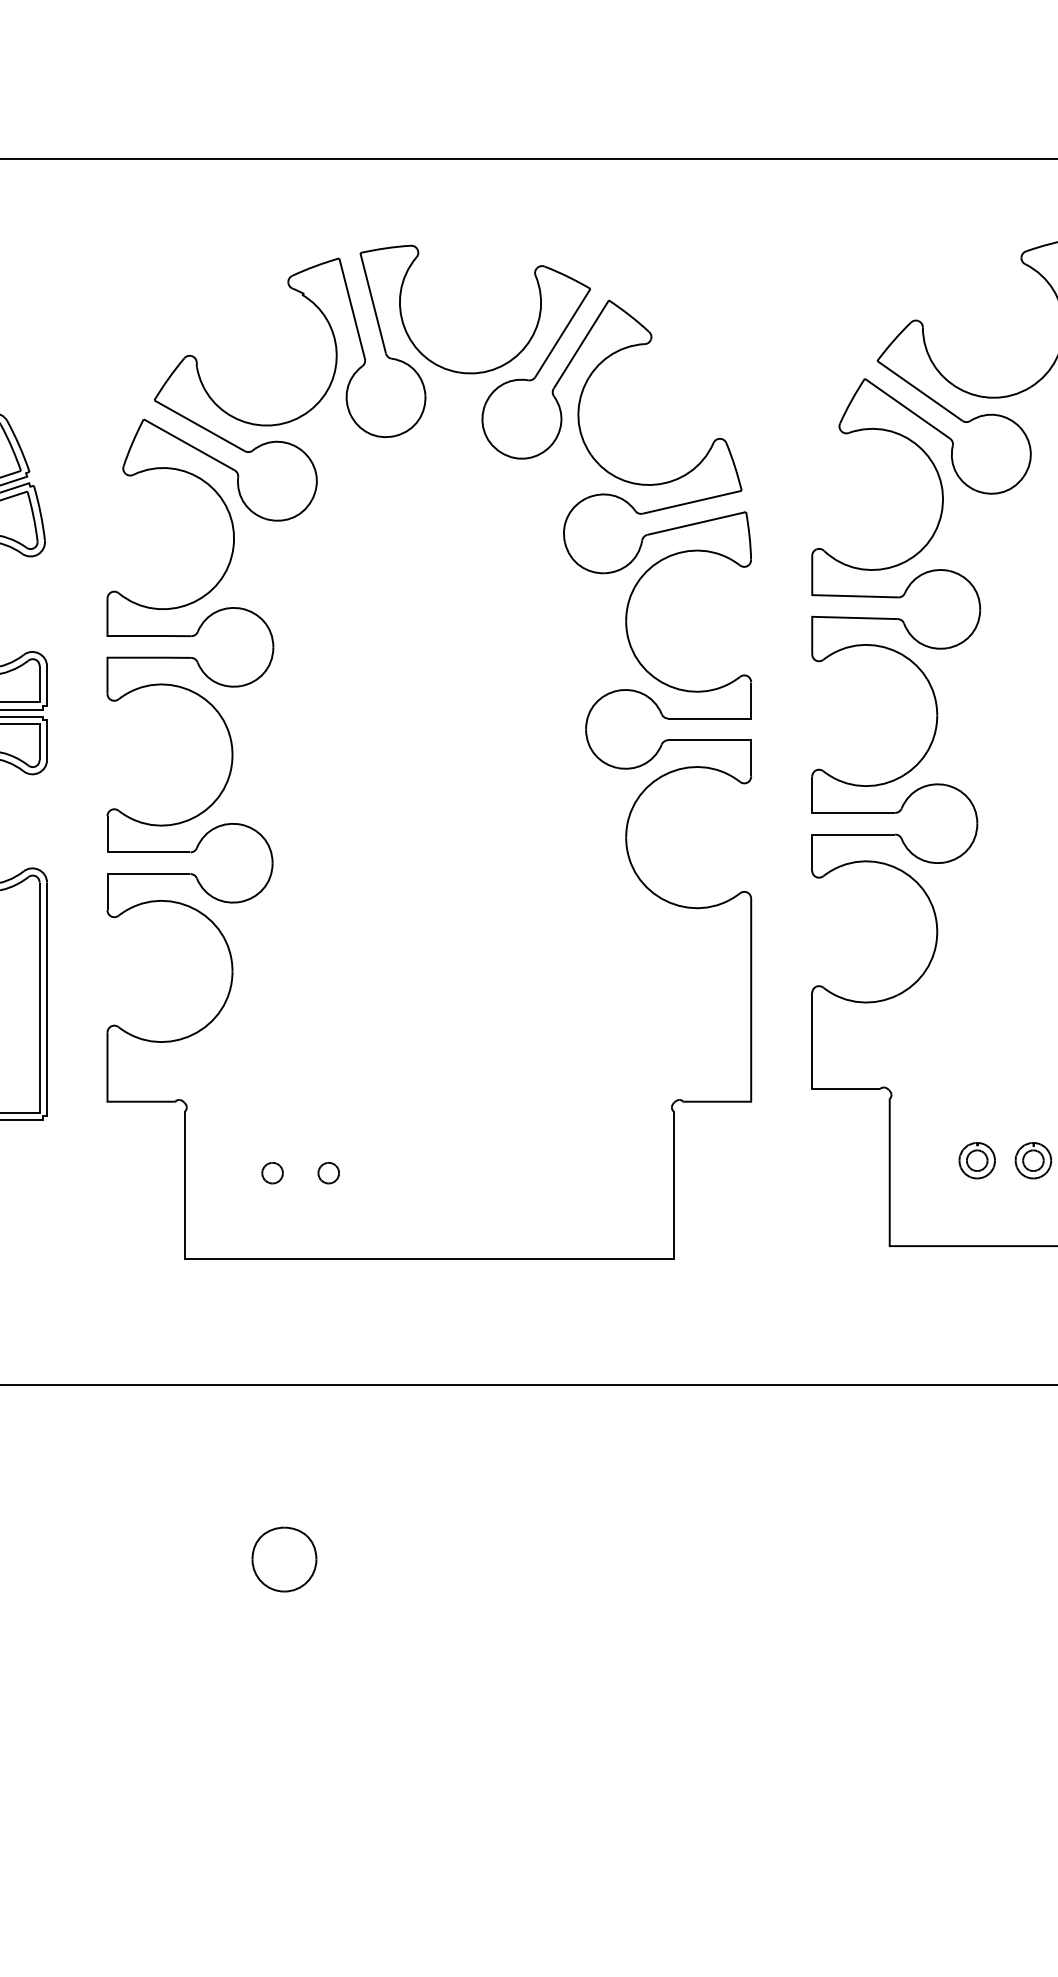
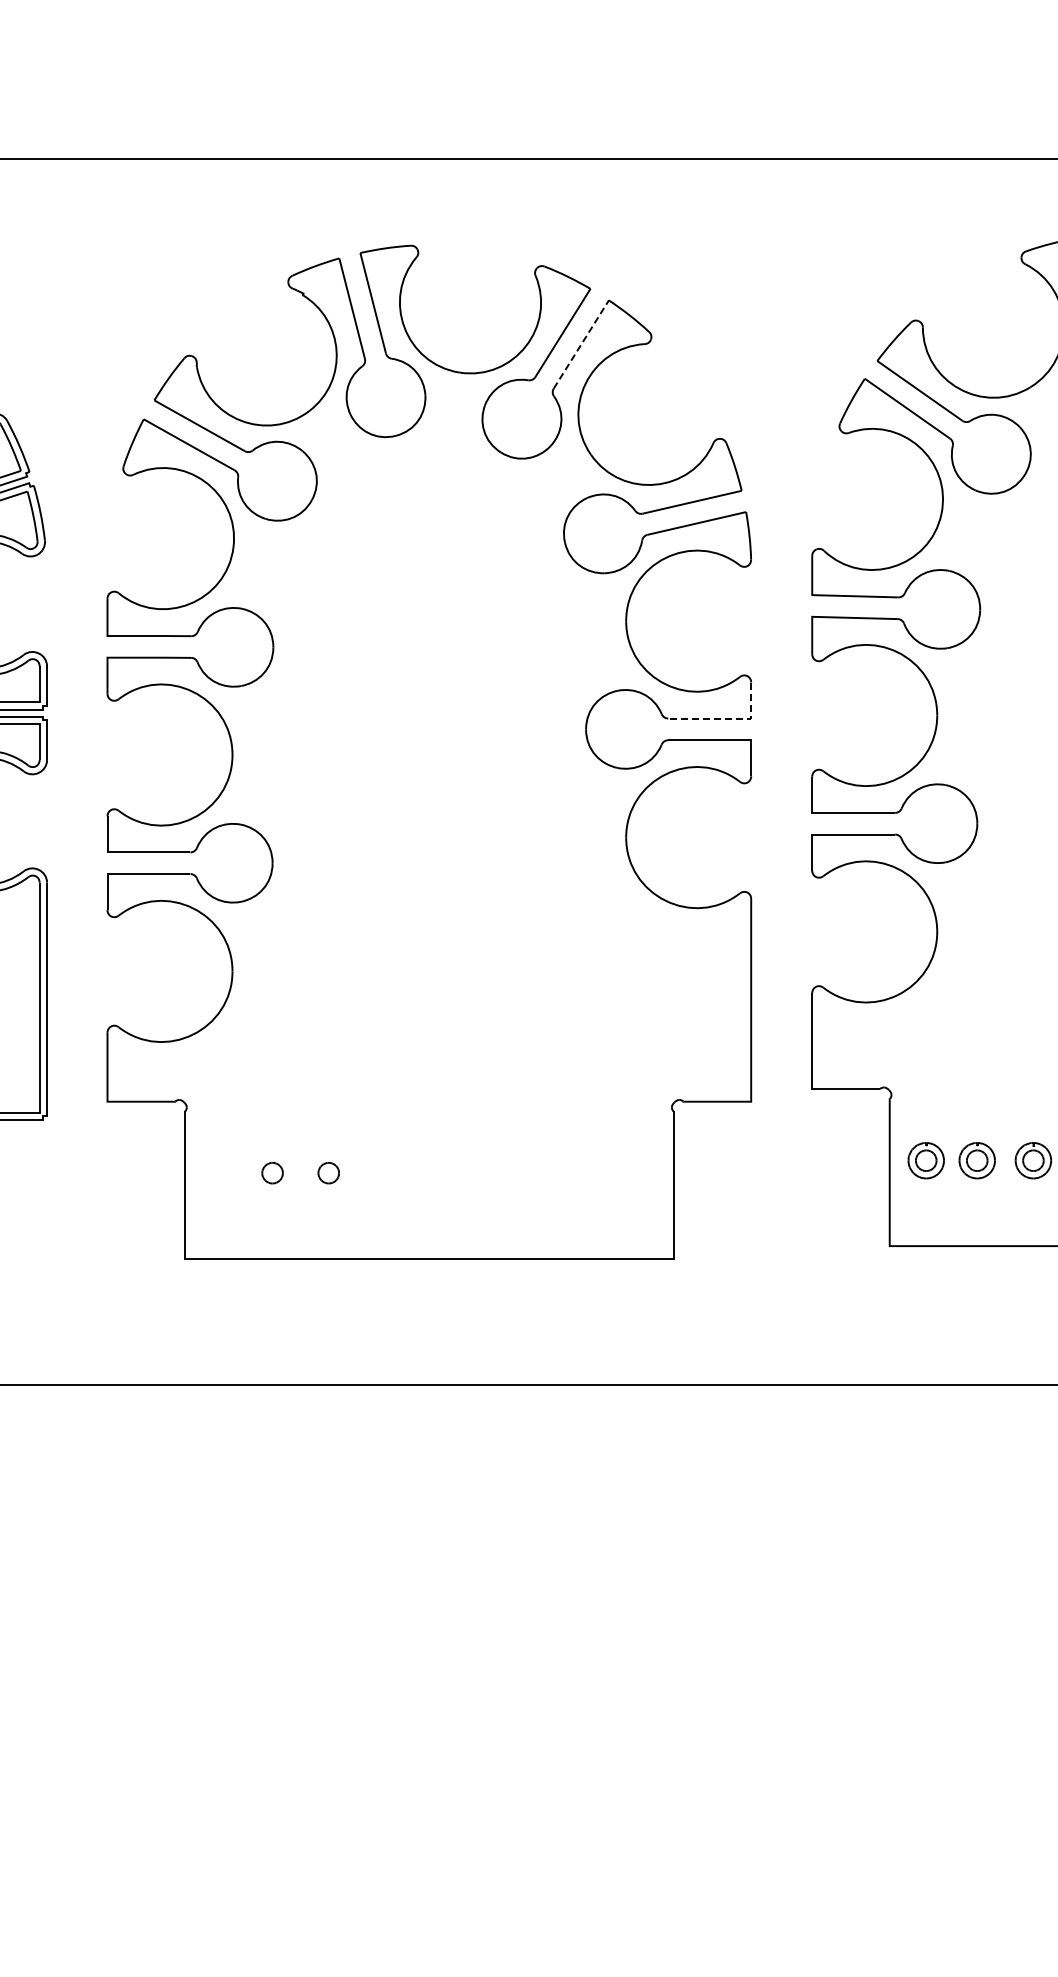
line: solid -> dashed (581, 344)
line: solid -> dashed (728, 718)
part: none -> present (925, 1160)
part: present -> none (284, 1559)
